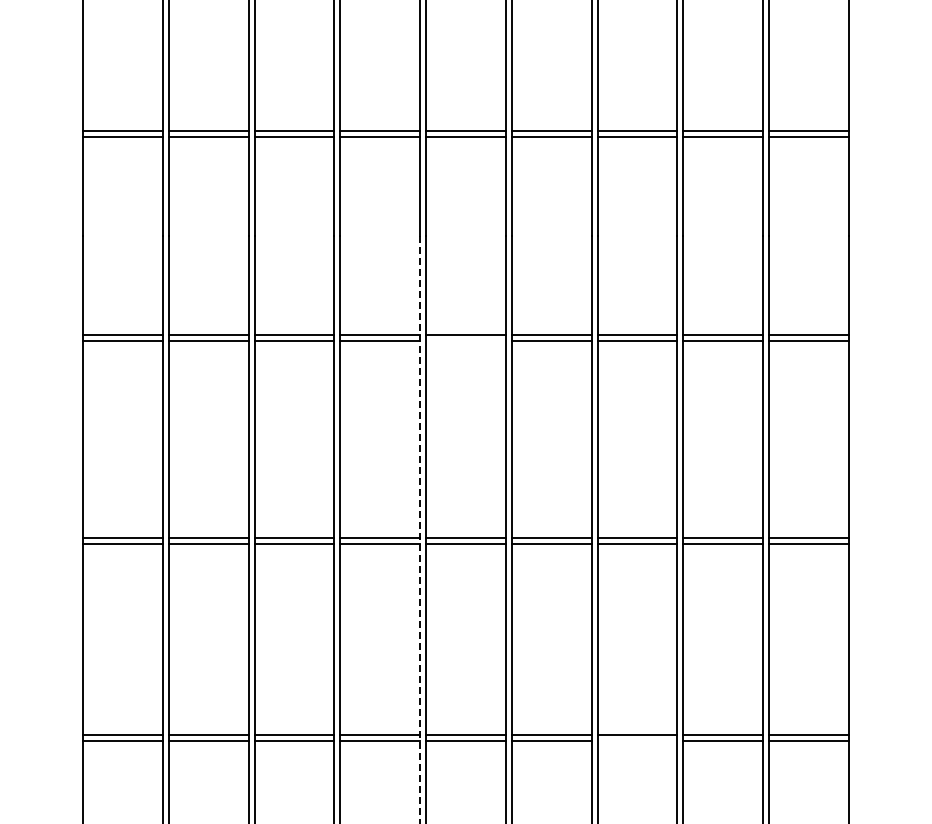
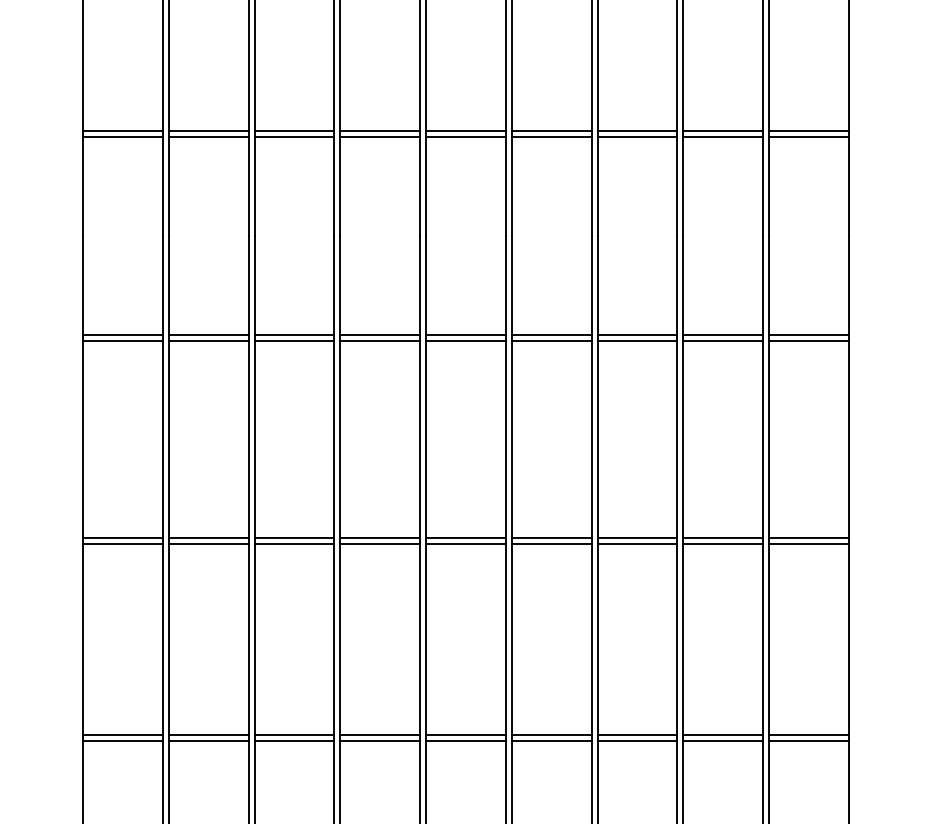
line: none -> present (465, 340)
line: dashed -> solid (420, 529)
line: none -> present (637, 740)
